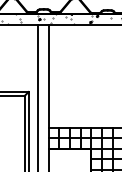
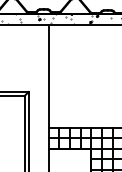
line: present -> none (38, 96)
